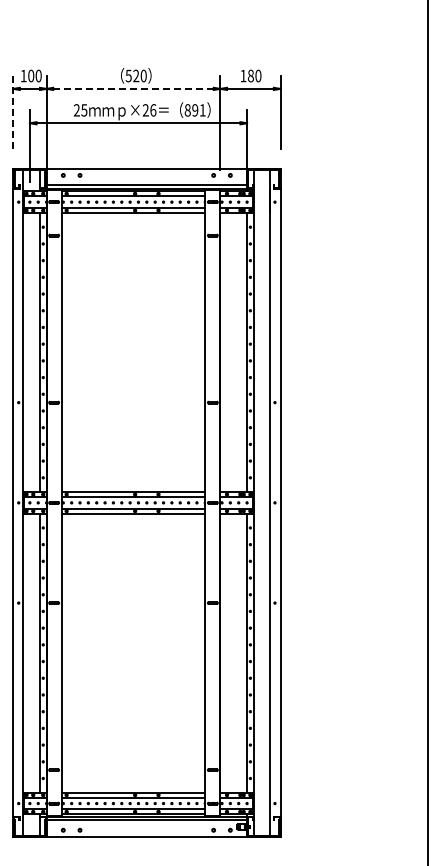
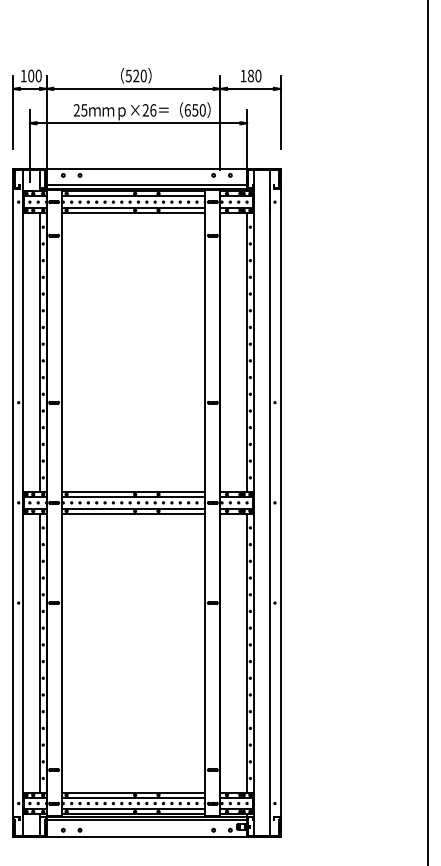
line: dashed -> solid (133, 88)
text: 891 -> 650 (194, 110)
line: dashed -> solid (13, 112)
